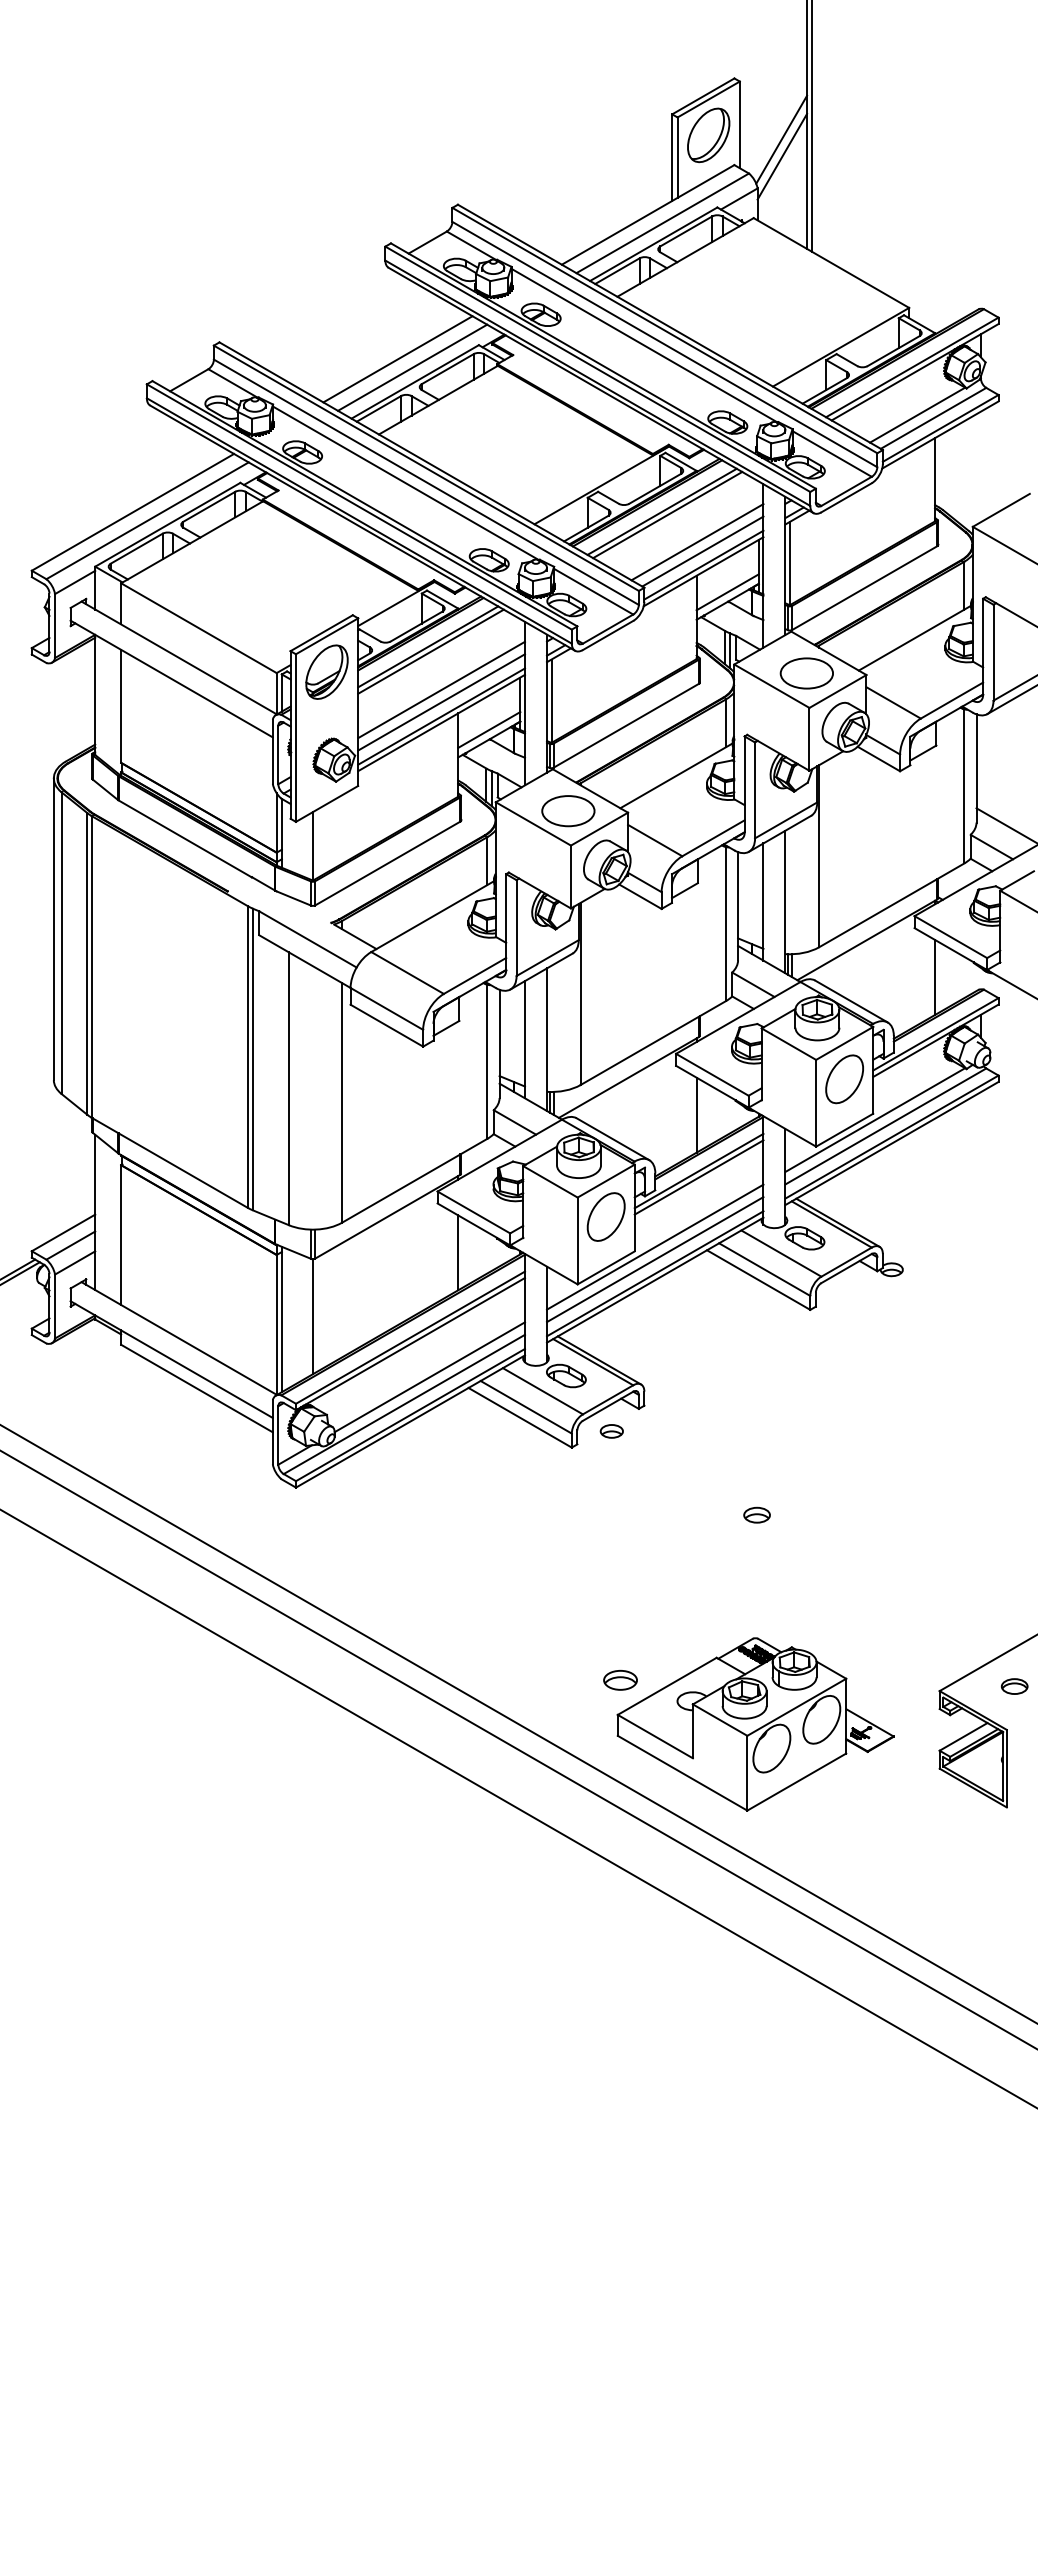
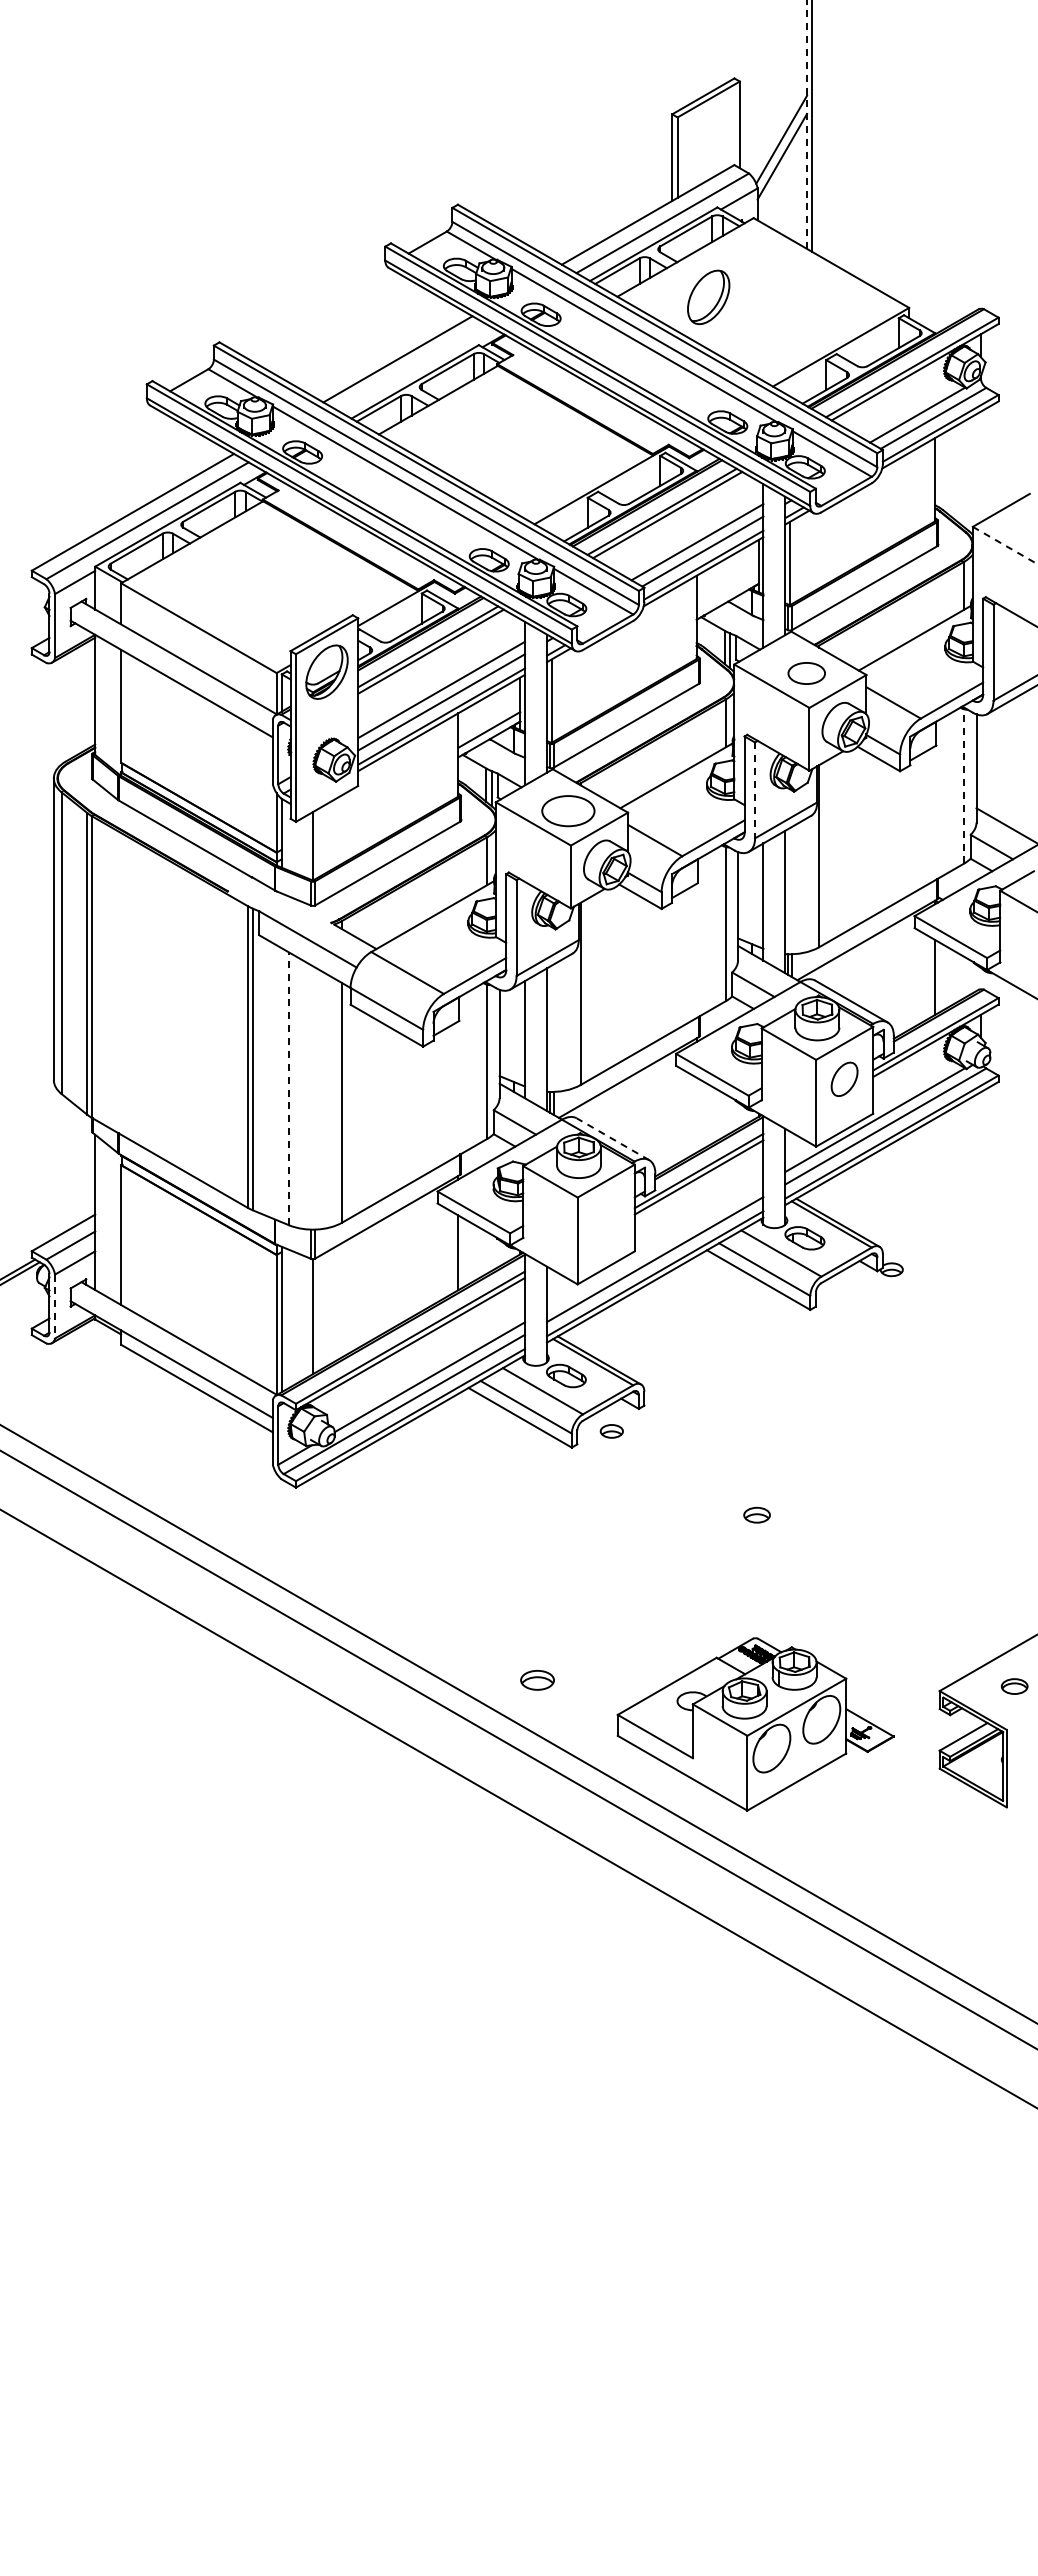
line: solid -> dashed (807, 124)
part position: (708, 135) -> (708, 297) (708, 297)
line: present -> none (412, 367)
line: solid -> dashed (1005, 545)
line: present -> none (727, 592)
part size: 55x33 px -> 39x23 px (806, 673)
line: solid -> dashed (964, 786)
line: solid -> dashed (755, 790)
part size: 39x51 px -> 29x36 px (844, 1078)
line: solid -> dashed (288, 1088)
line: present -> none (696, 1114)
line: solid -> dashed (612, 1139)
part: present -> none (605, 1216)
line: present -> none (654, 1246)
line: solid -> dashed (55, 1306)
part position: (620, 1680) -> (537, 1680) (537, 1680)
